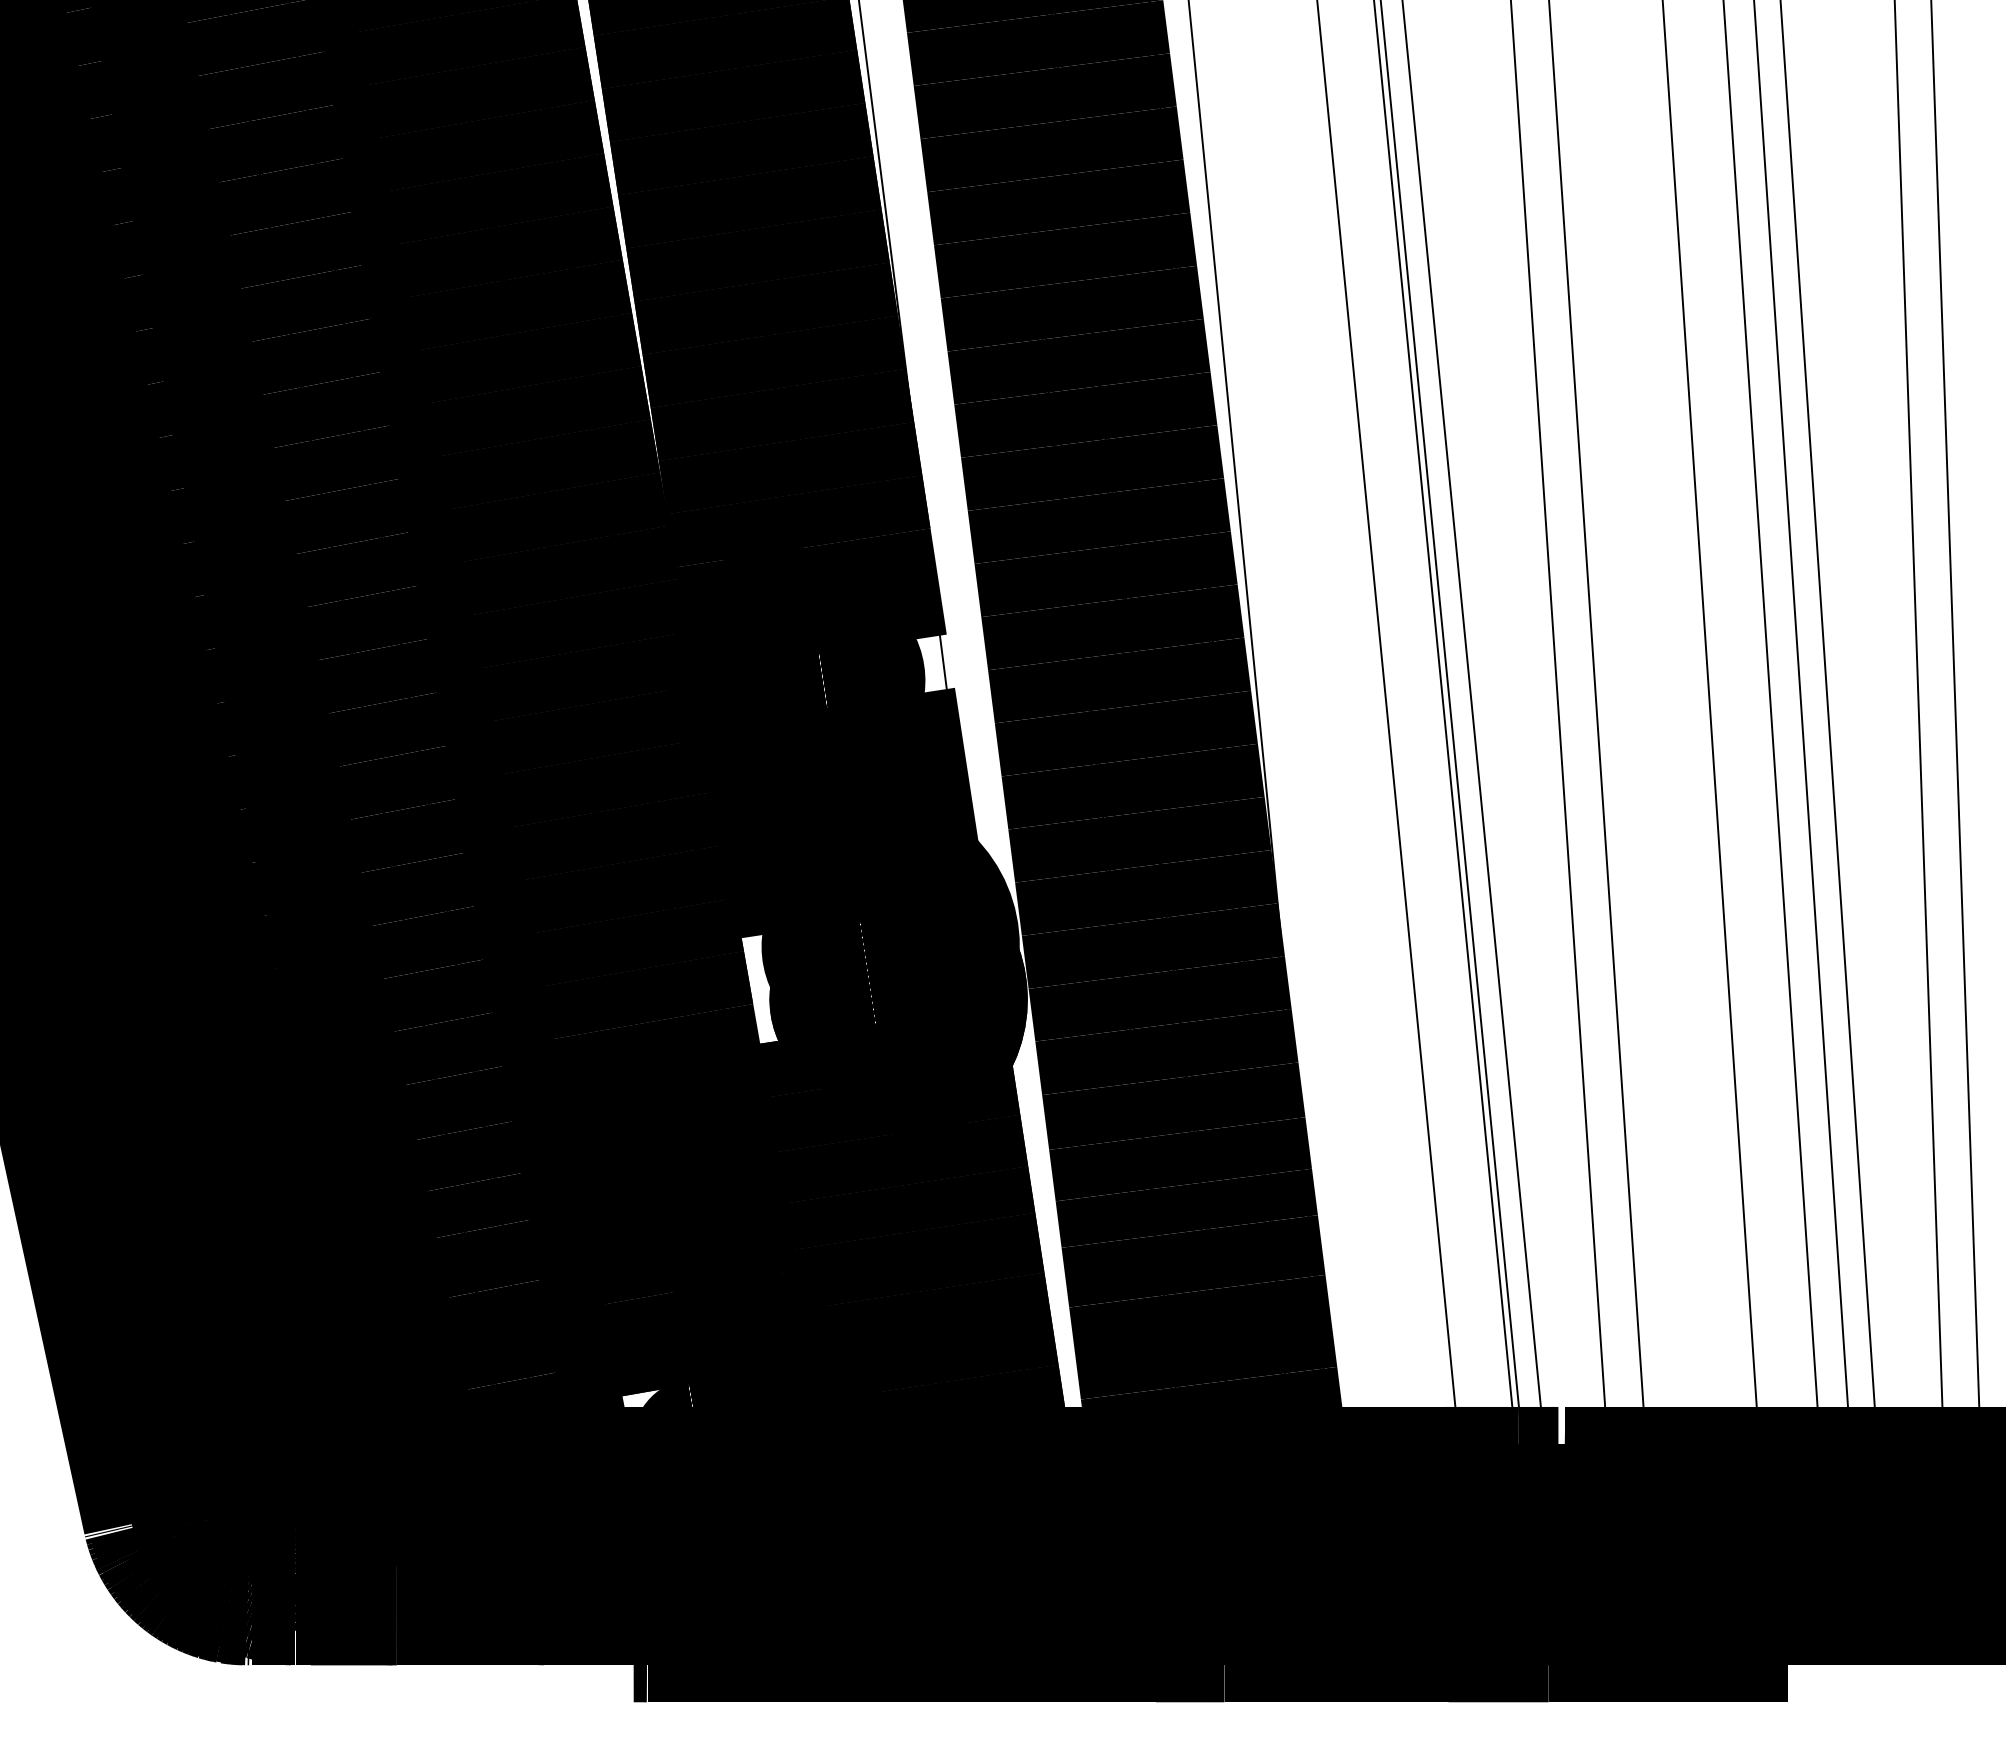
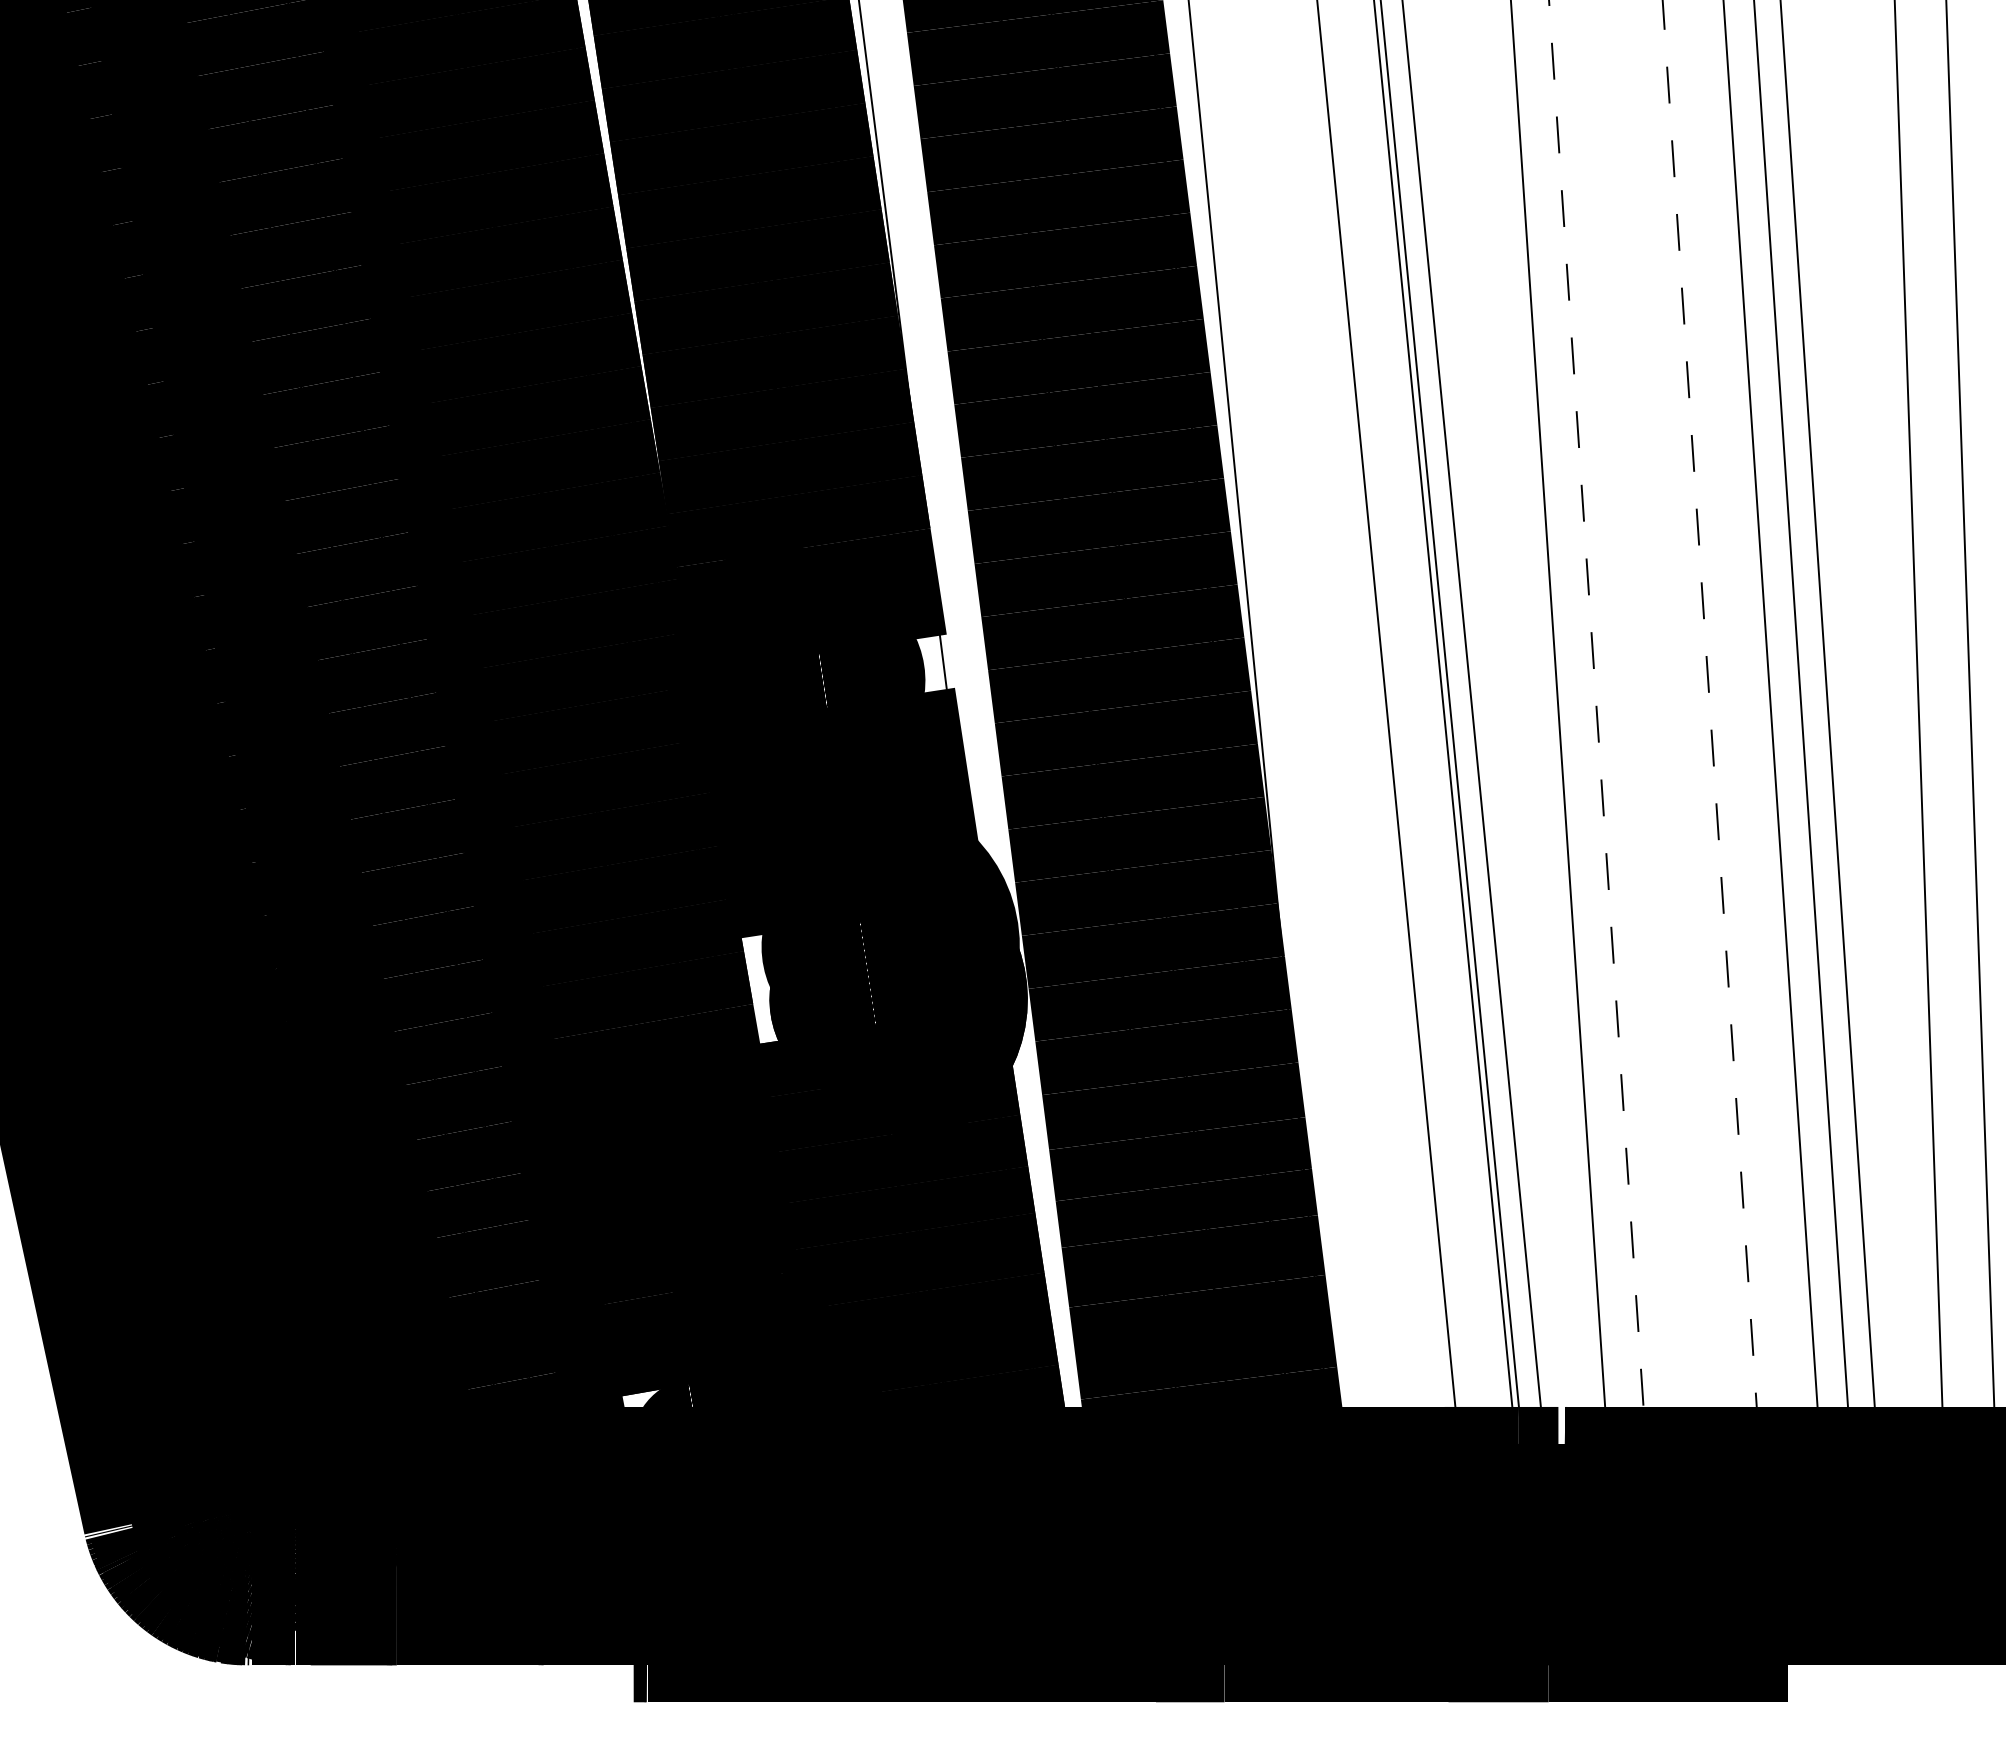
line: solid -> dashed (1712, 751)
line: solid -> dashed (1599, 752)
line position: (1956, 752) -> (1971, 752) (1971, 752)
